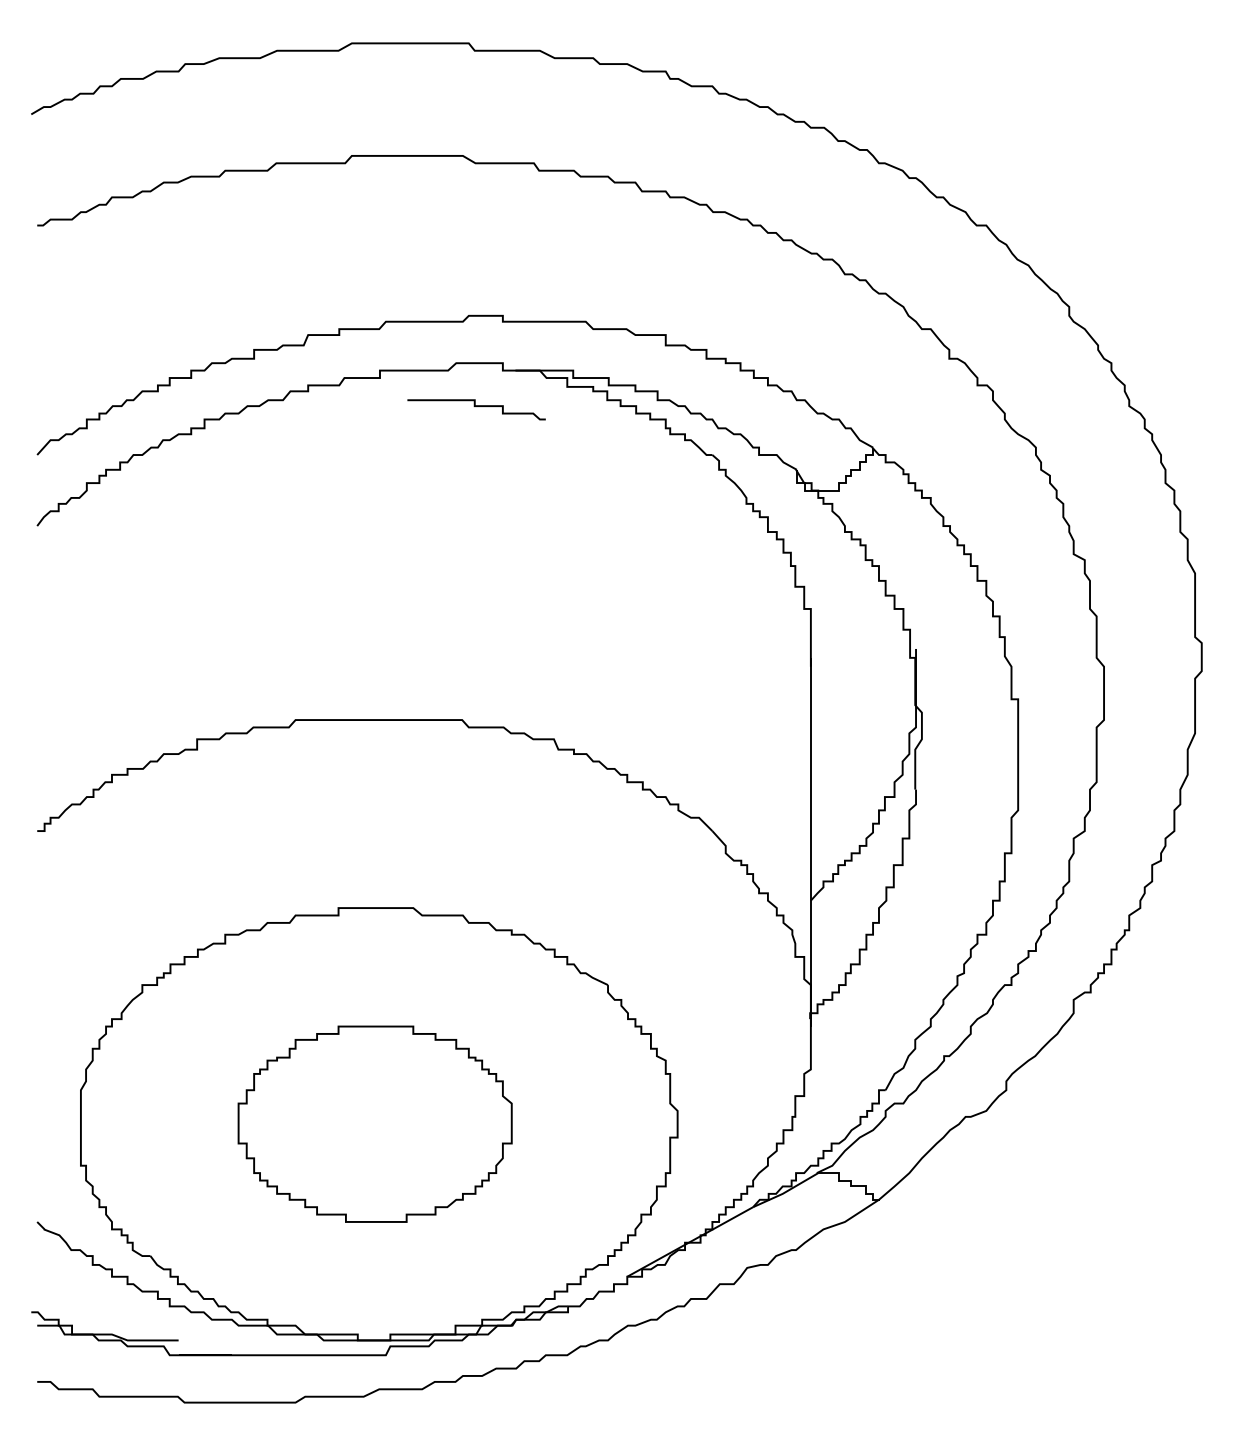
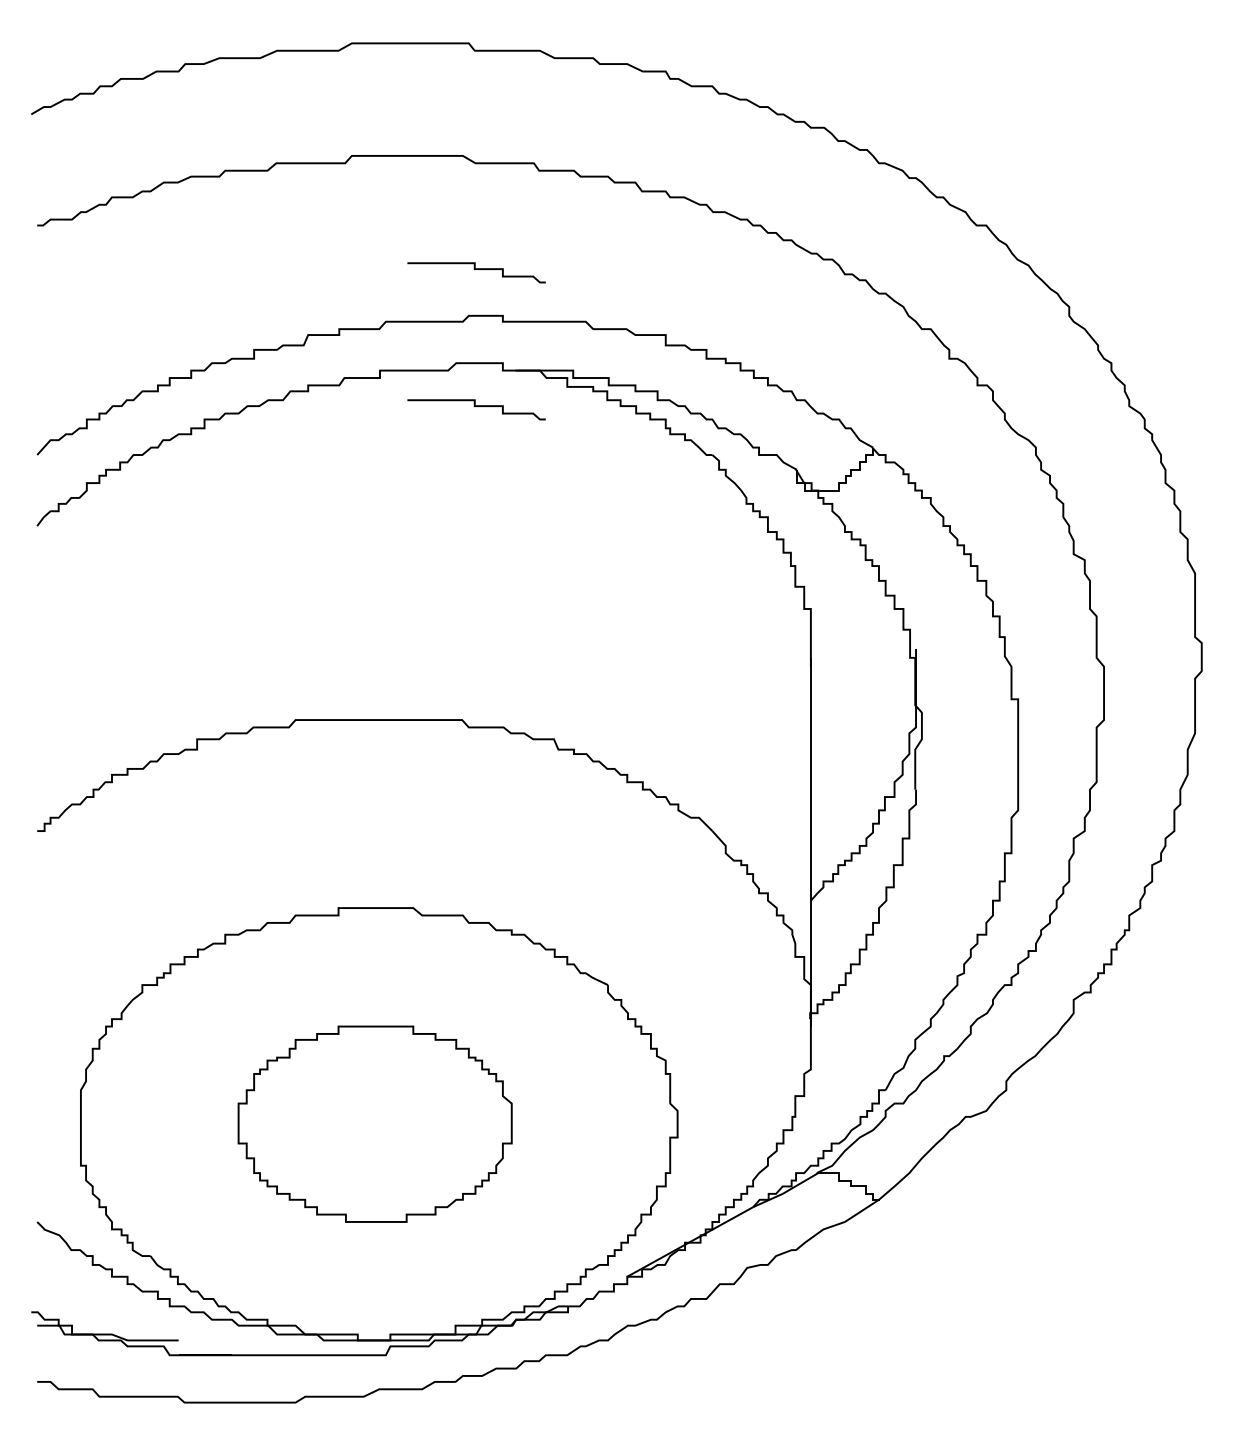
curve: none -> present (476, 269)
